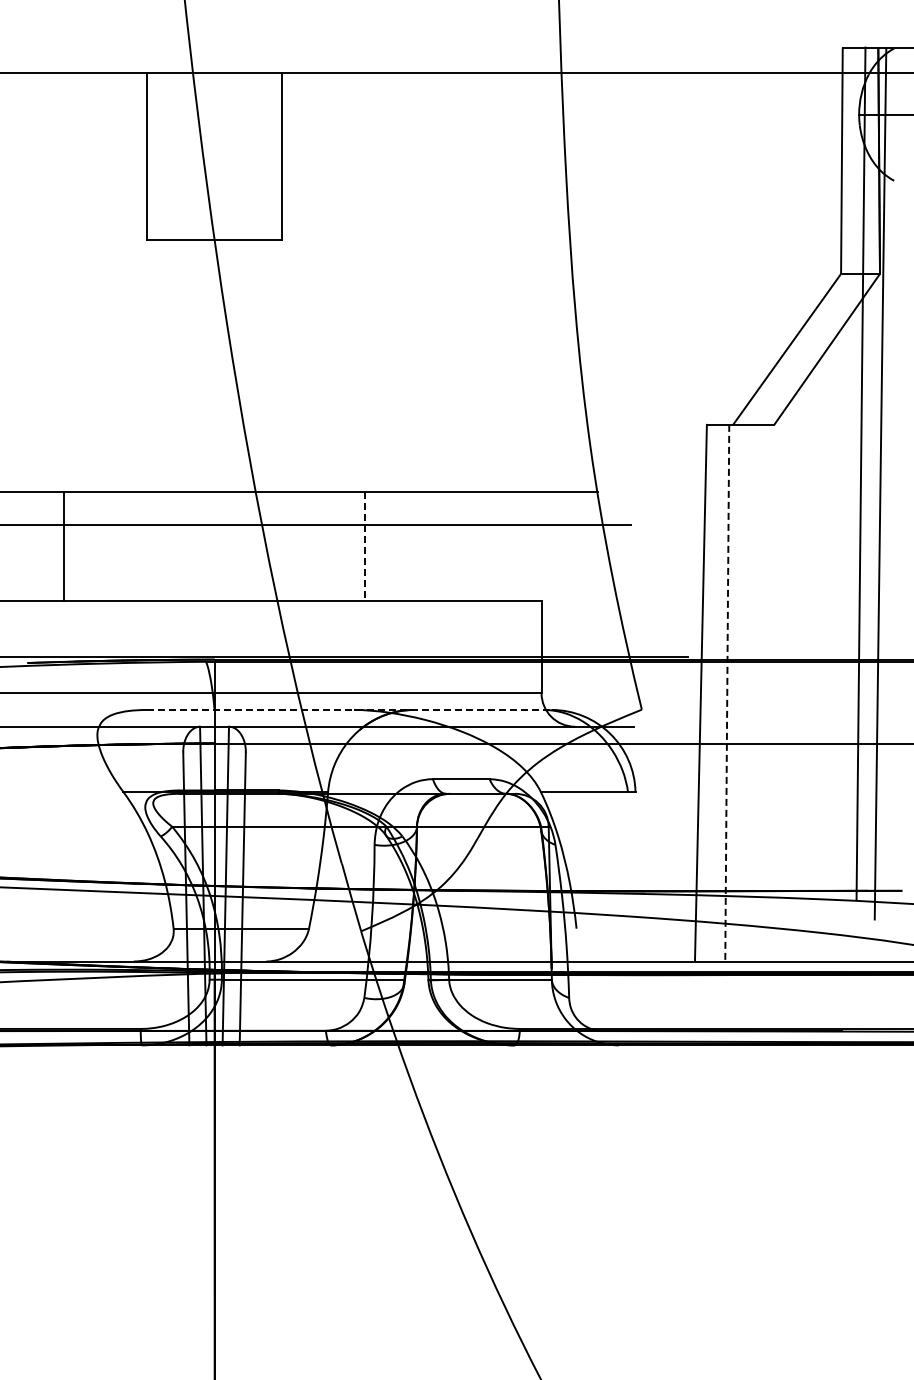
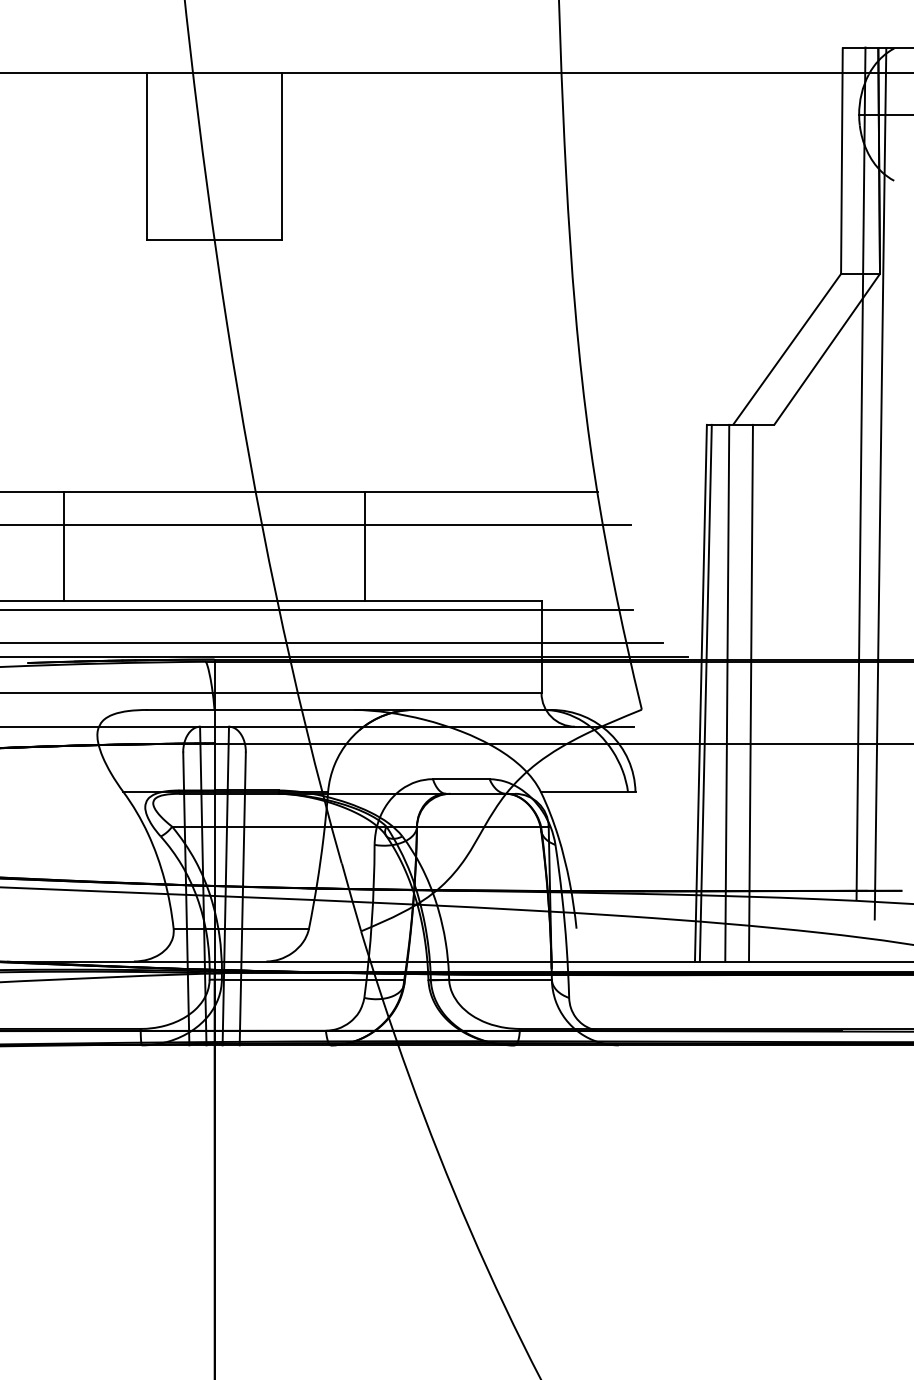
line: dashed -> solid (365, 546)
line: none -> present (317, 610)
line: none -> present (332, 642)
line: none -> present (705, 692)
line: none -> present (750, 692)
line: dashed -> solid (727, 693)
line: dashed -> solid (350, 709)
